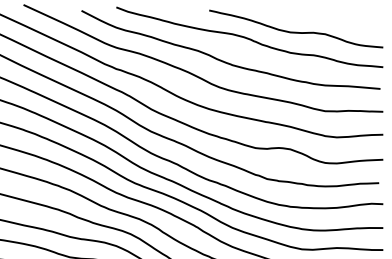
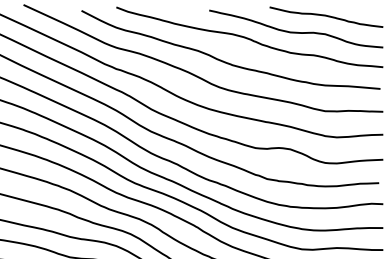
curve: none -> present (326, 16)
